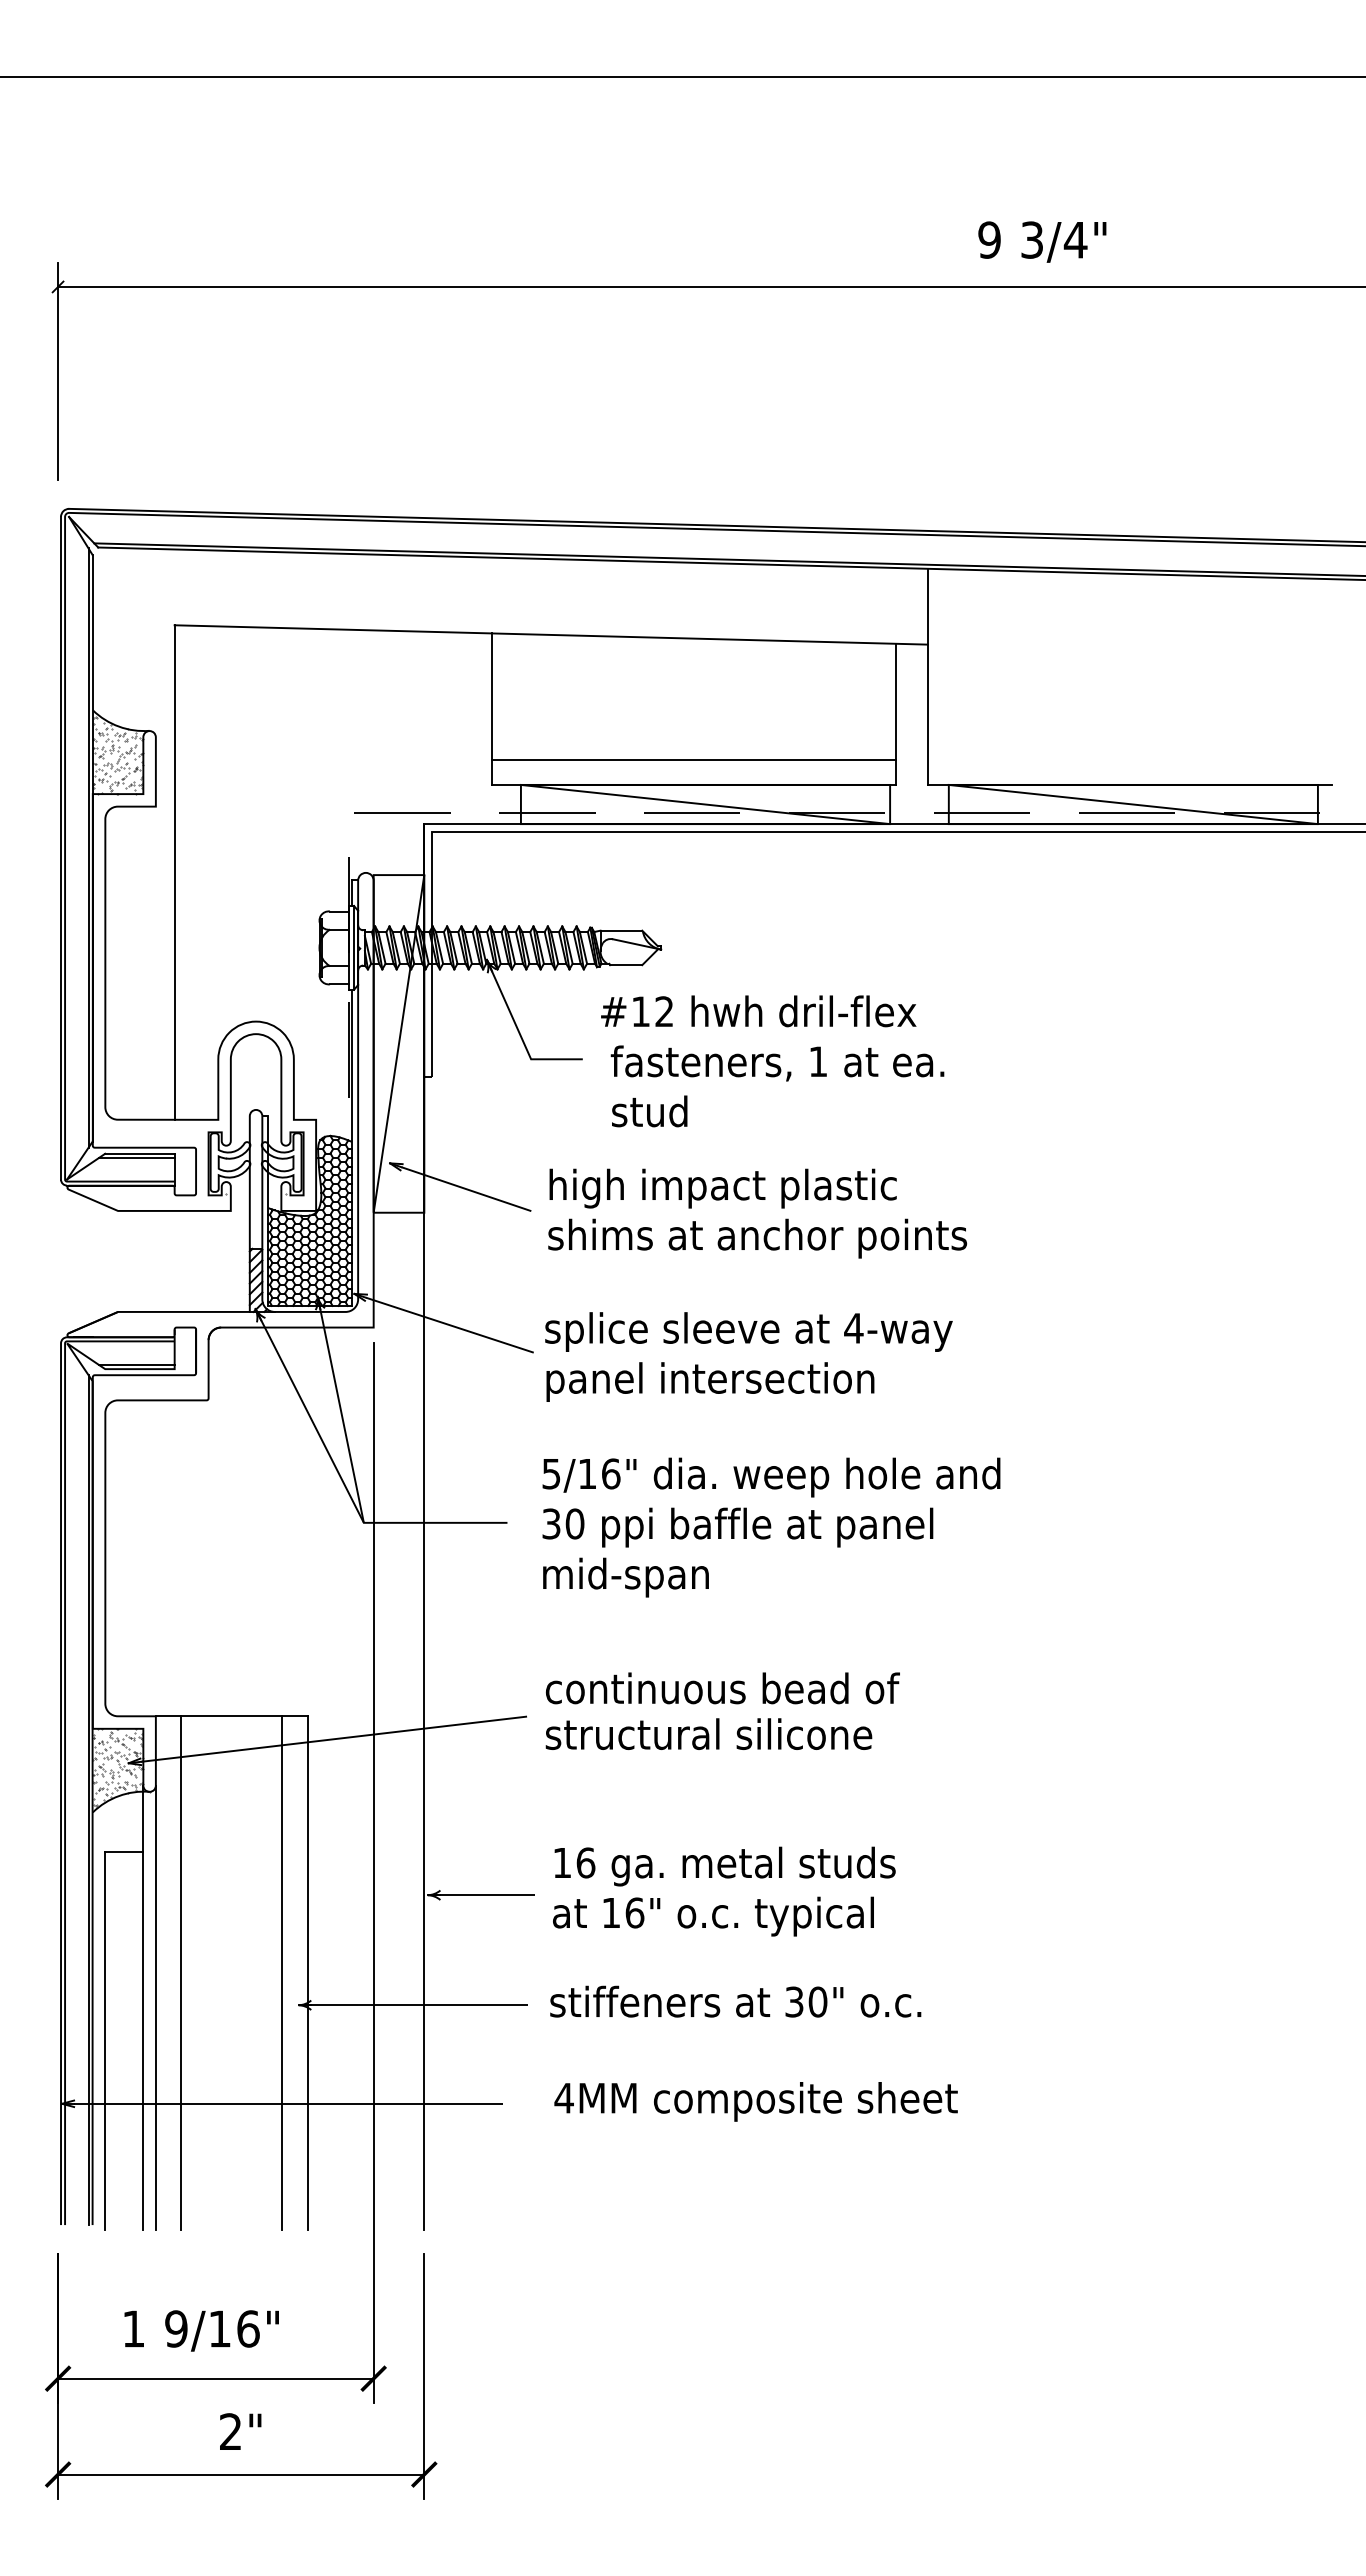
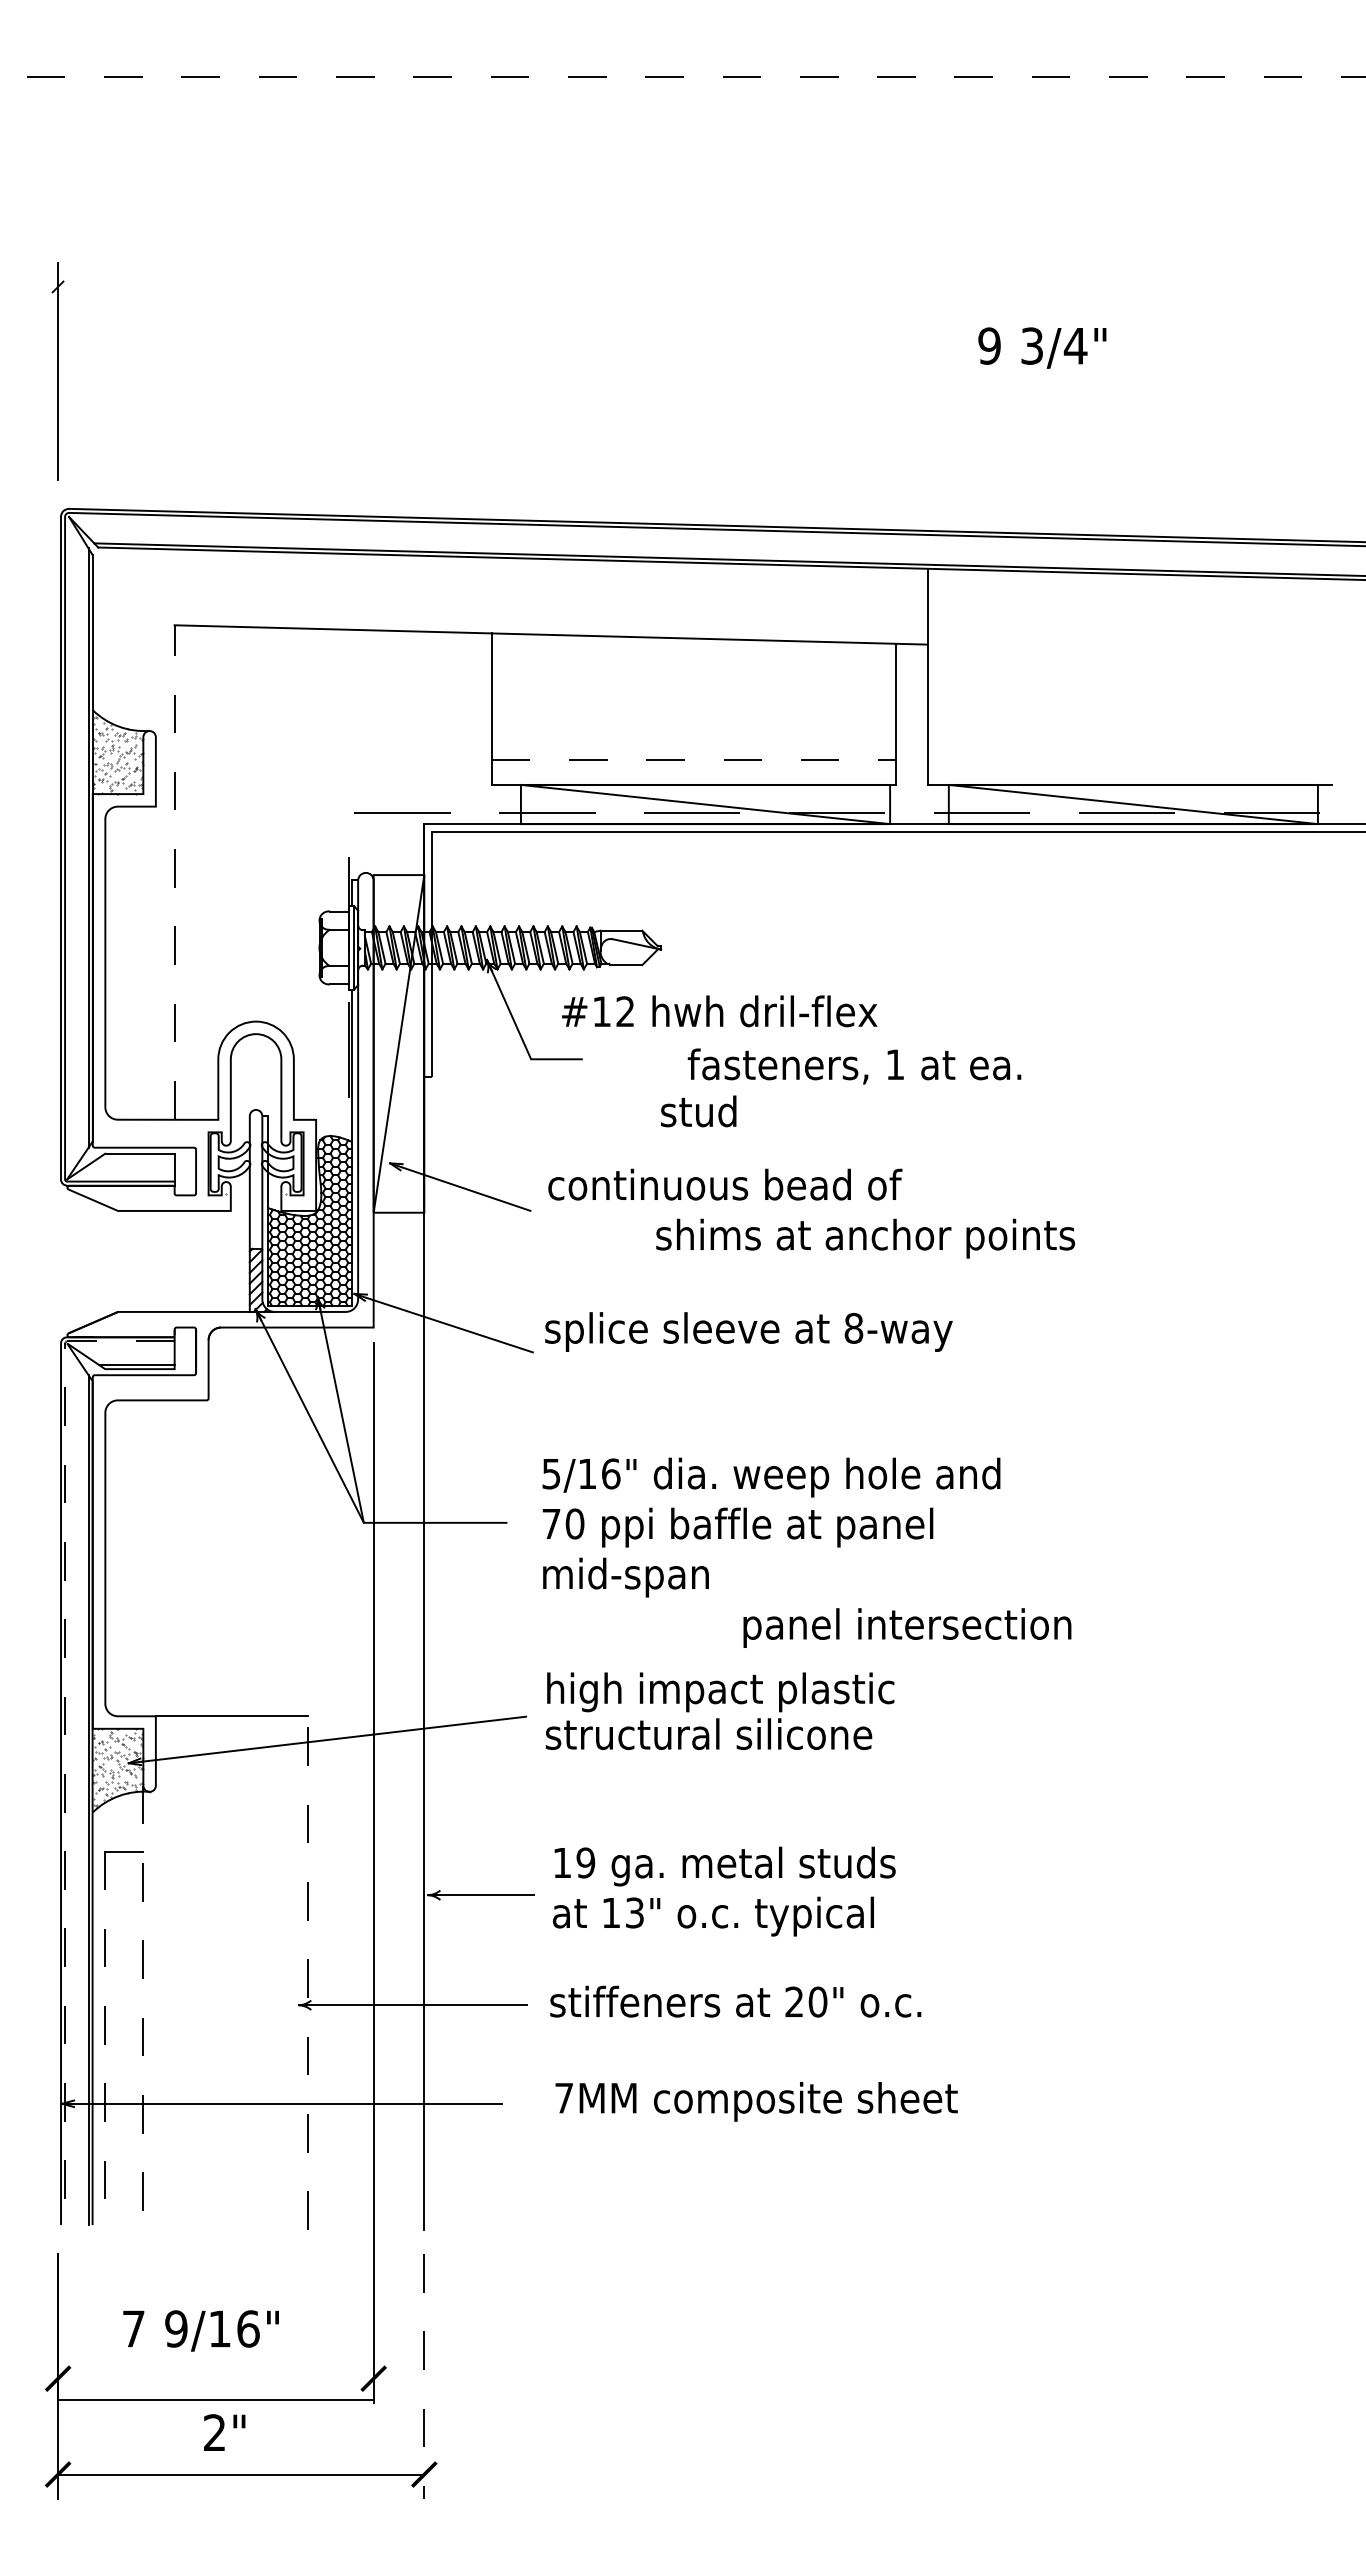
line: solid -> dashed (683, 77)
text position: (1042, 241) -> (1042, 347) (1042, 347)
line: present -> none (710, 286)
line: solid -> dashed (694, 759)
line: solid -> dashed (174, 872)
text position: (758, 1011) -> (719, 1011) (719, 1011)
text position: (777, 1063) -> (854, 1066) (854, 1066)
text position: (649, 1111) -> (698, 1111) (698, 1111)
line: present -> none (136, 1157)
text: high impact plastic -> continuous bead of (725, 1188)
text position: (757, 1238) -> (865, 1238) (865, 1238)
text: 4-way -> 8-way (853, 1328)
text position: (710, 1381) -> (907, 1627) (907, 1627)
text: 30 -> 70 (551, 1523)
text: continuous bead of -> high impact plastic (722, 1692)
line: solid -> dashed (65, 1722)
text: 16 -> 19 (585, 1862)
text: 16" -> 13" (634, 1912)
line: present -> none (181, 1972)
line: present -> none (282, 1972)
line: solid -> dashed (307, 1973)
text: 30" -> 20" (794, 2001)
line: present -> none (155, 2007)
line: solid -> dashed (143, 2008)
line: solid -> dashed (105, 2041)
text: 4MM -> 7MM (563, 2098)
text: 1 -> 7 (133, 2328)
line: solid -> dashed (424, 2376)
line position: (215, 2378) -> (215, 2399) (215, 2399)
text position: (240, 2431) -> (224, 2432) (224, 2432)
